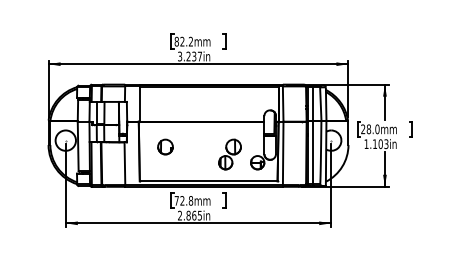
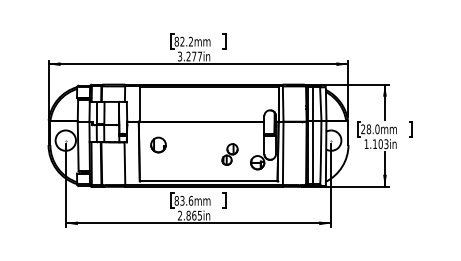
text: 3.237in -> 3.277in (194, 56)
part position: (165, 146) -> (158, 144) (158, 144)
part size: 24x33 px -> 18x23 px (229, 154)
text: 72.8mm -> 83.6mm (183, 200)
